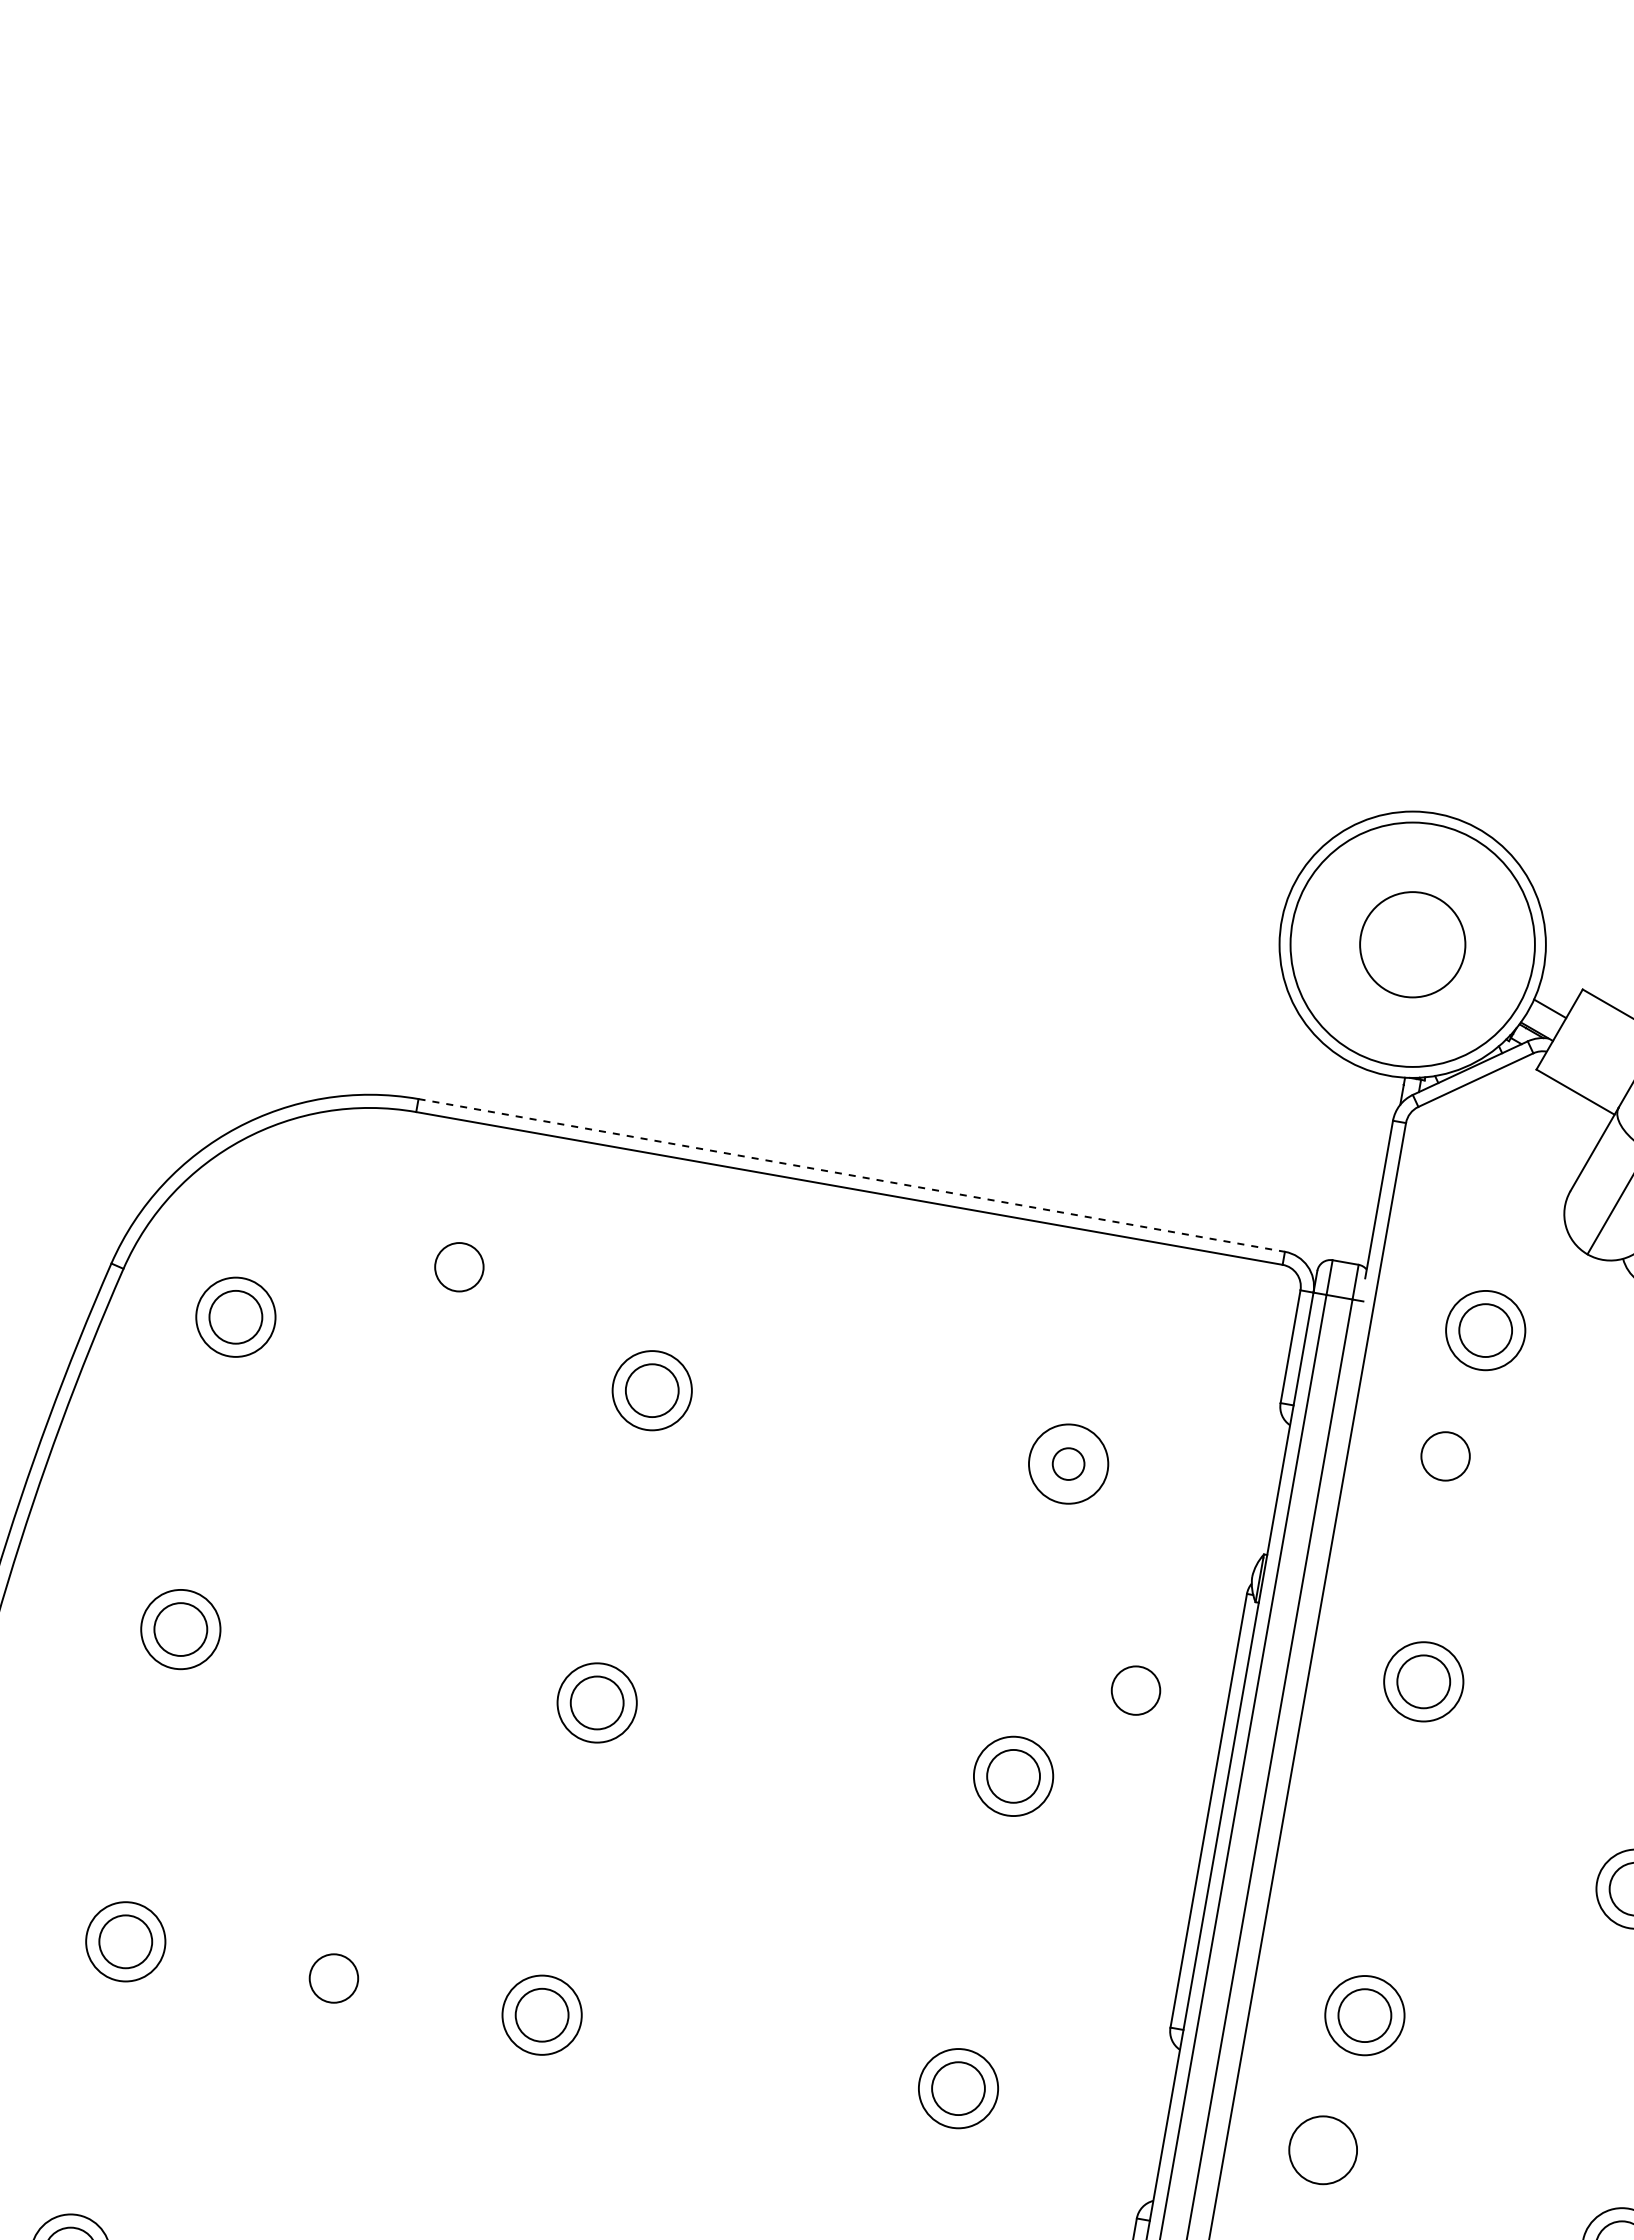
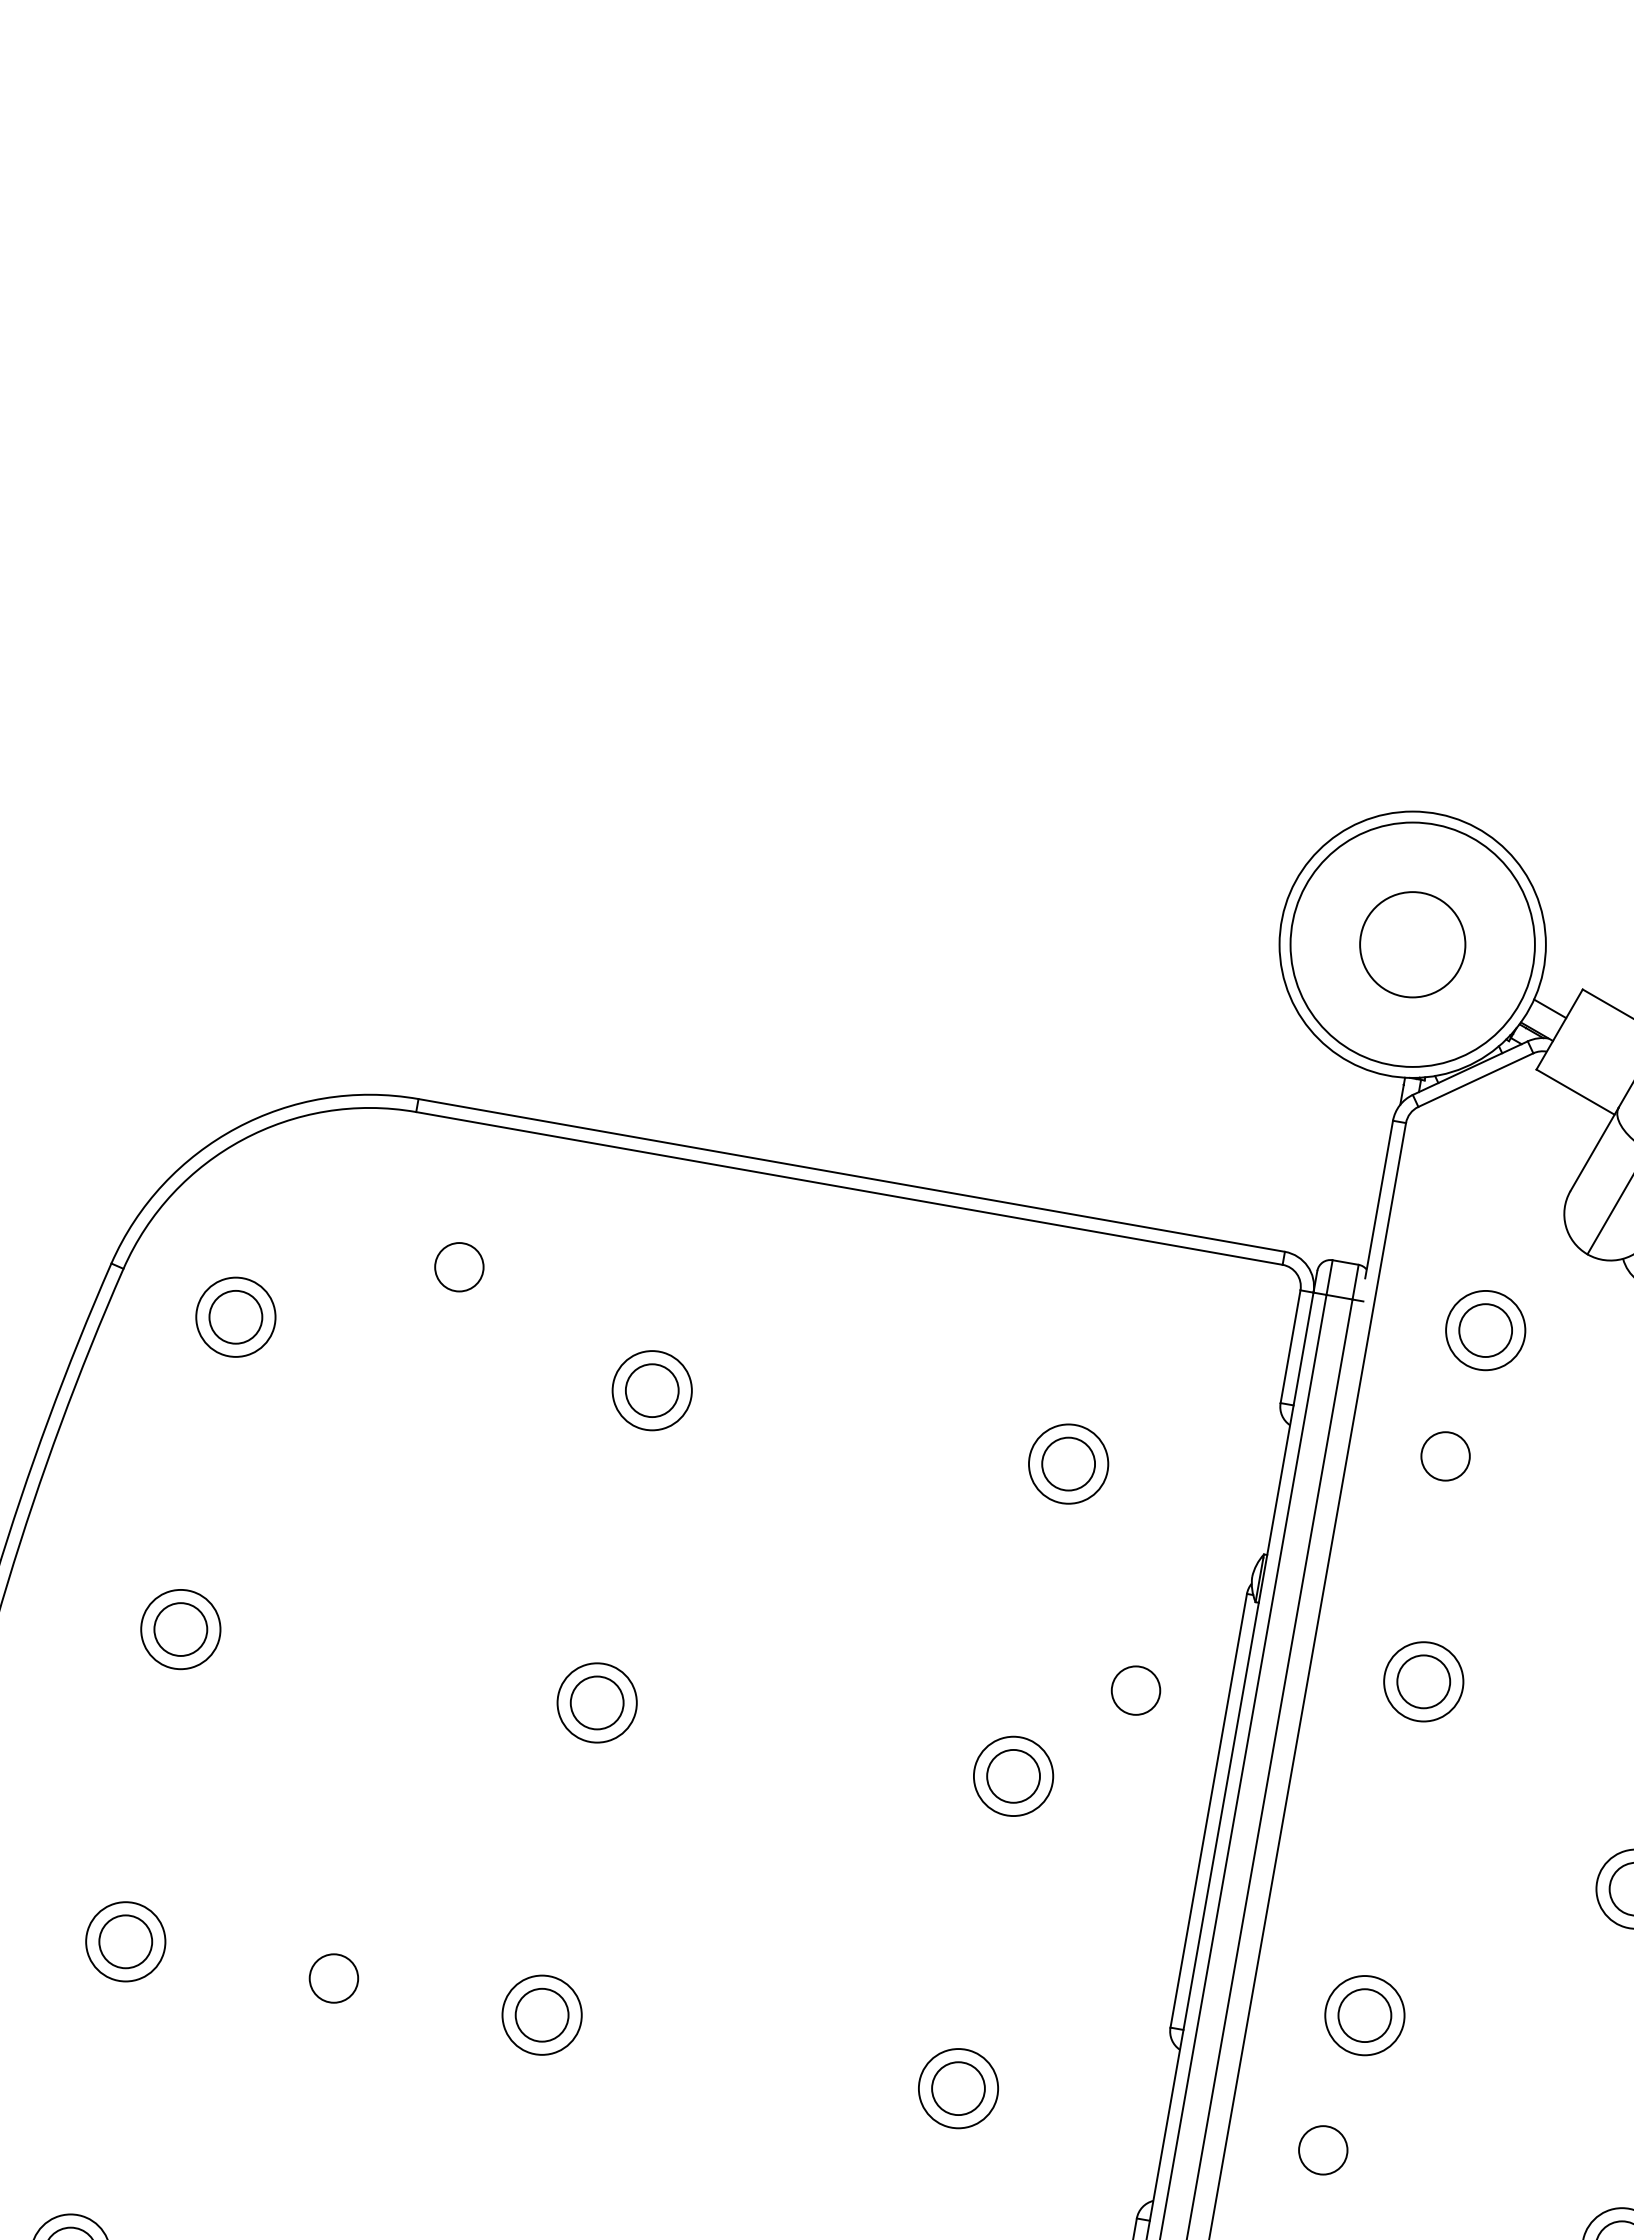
line: dashed -> solid (851, 1175)
circle diameter: 32 px -> 53 px (1068, 1463)
circle size: 70x71 px -> 51x51 px (1323, 2150)
